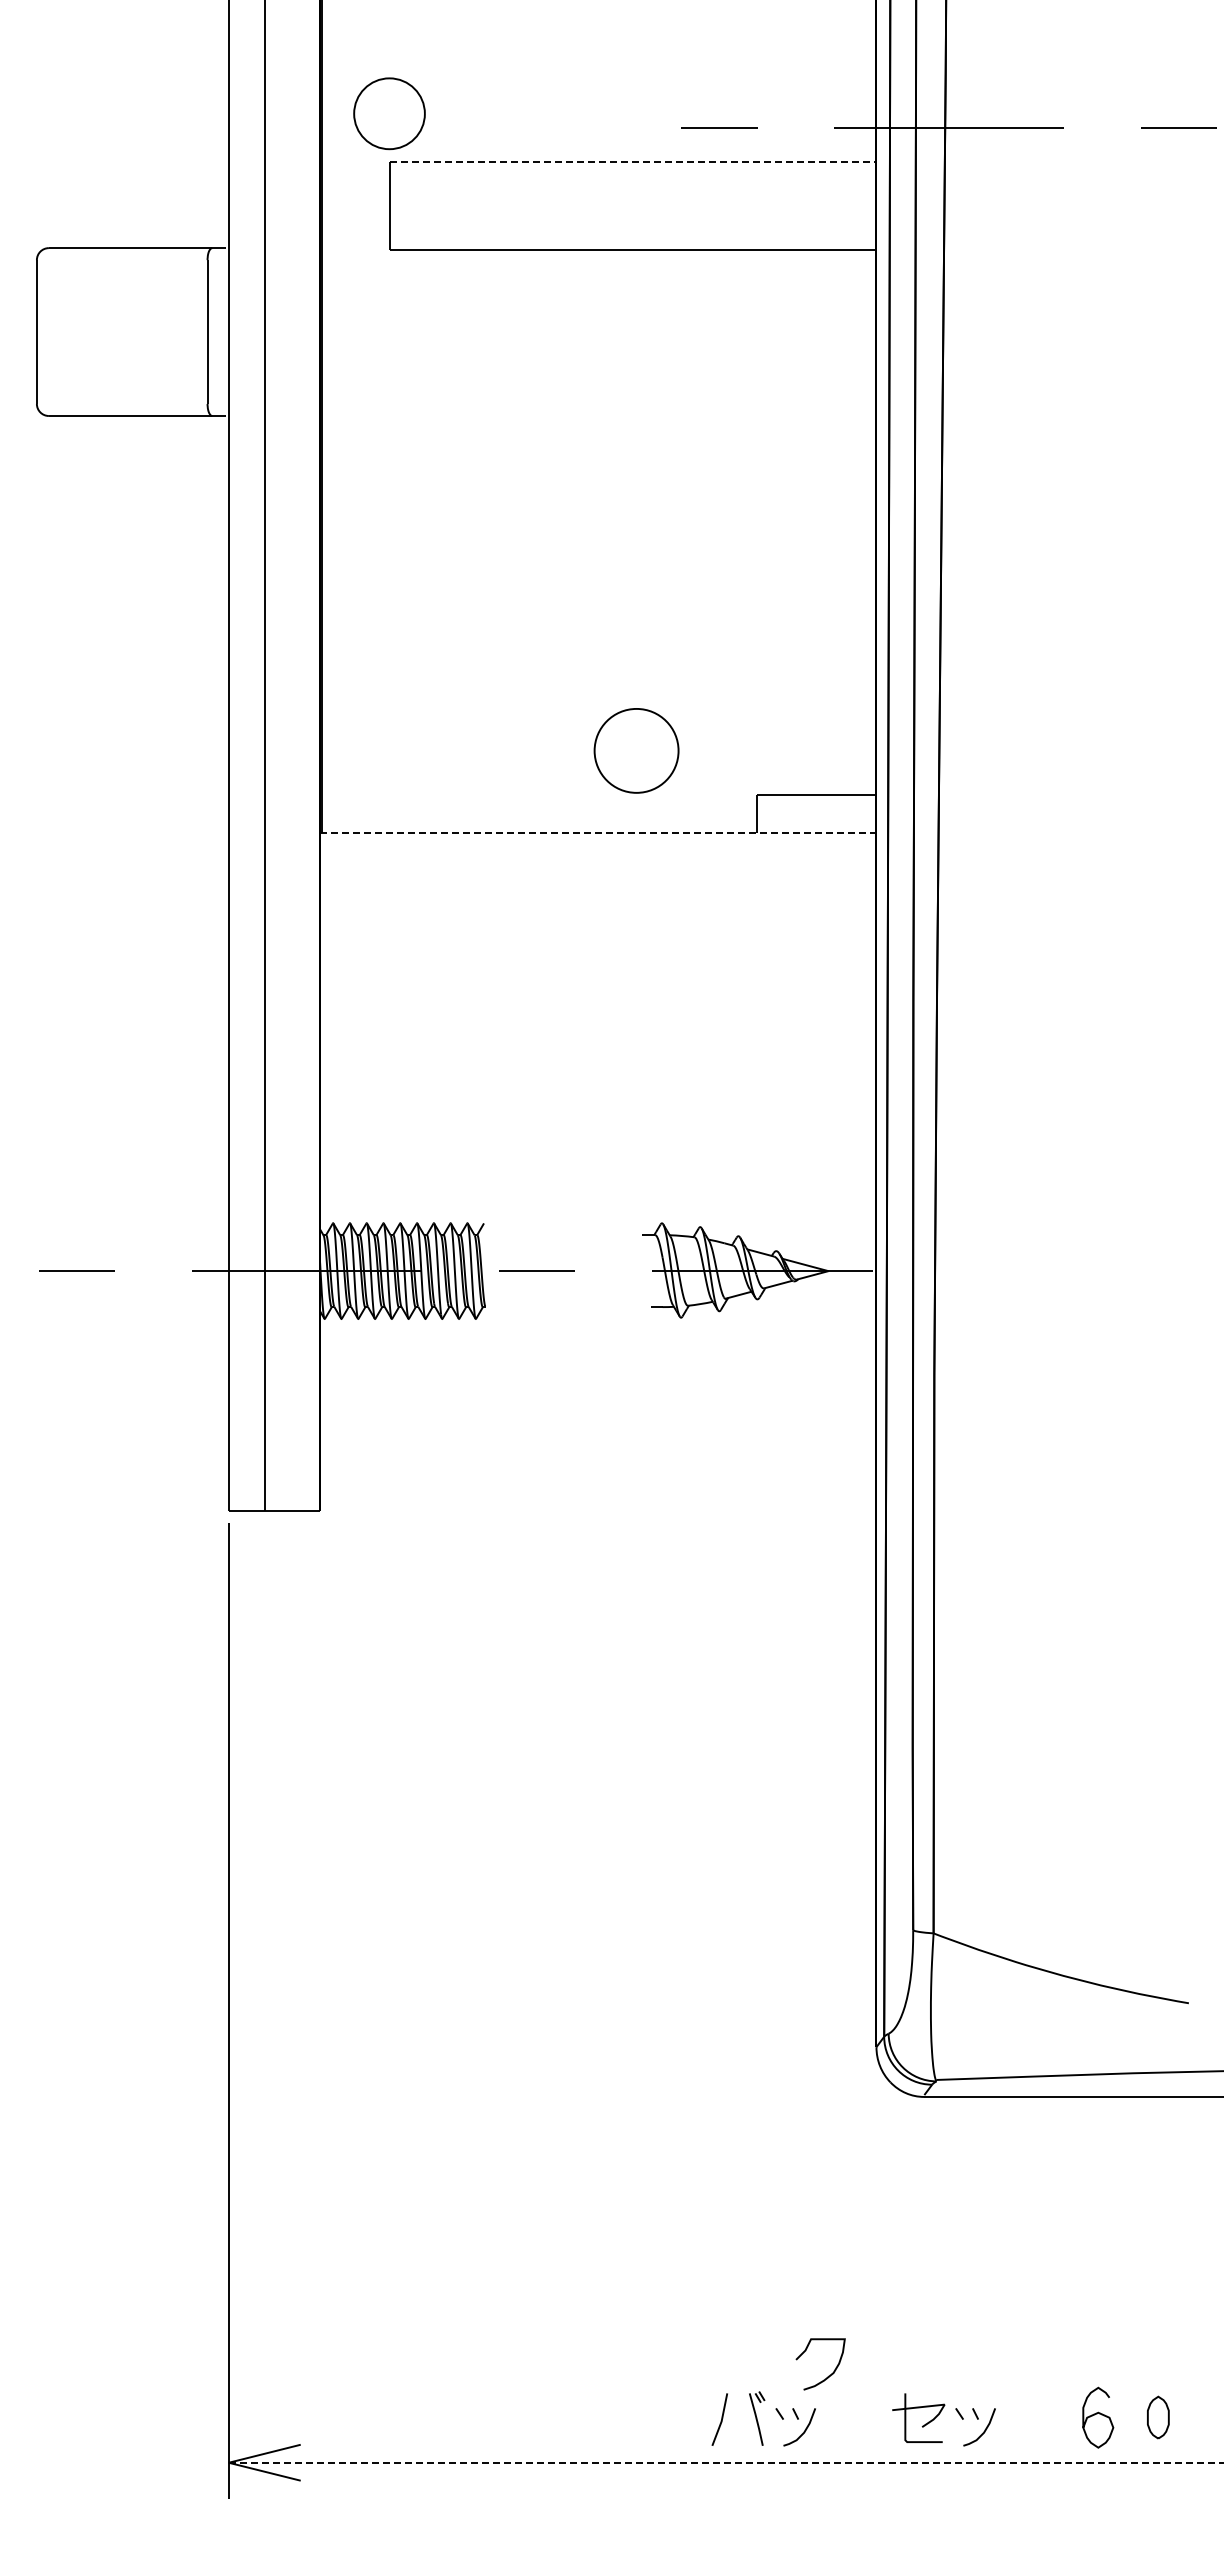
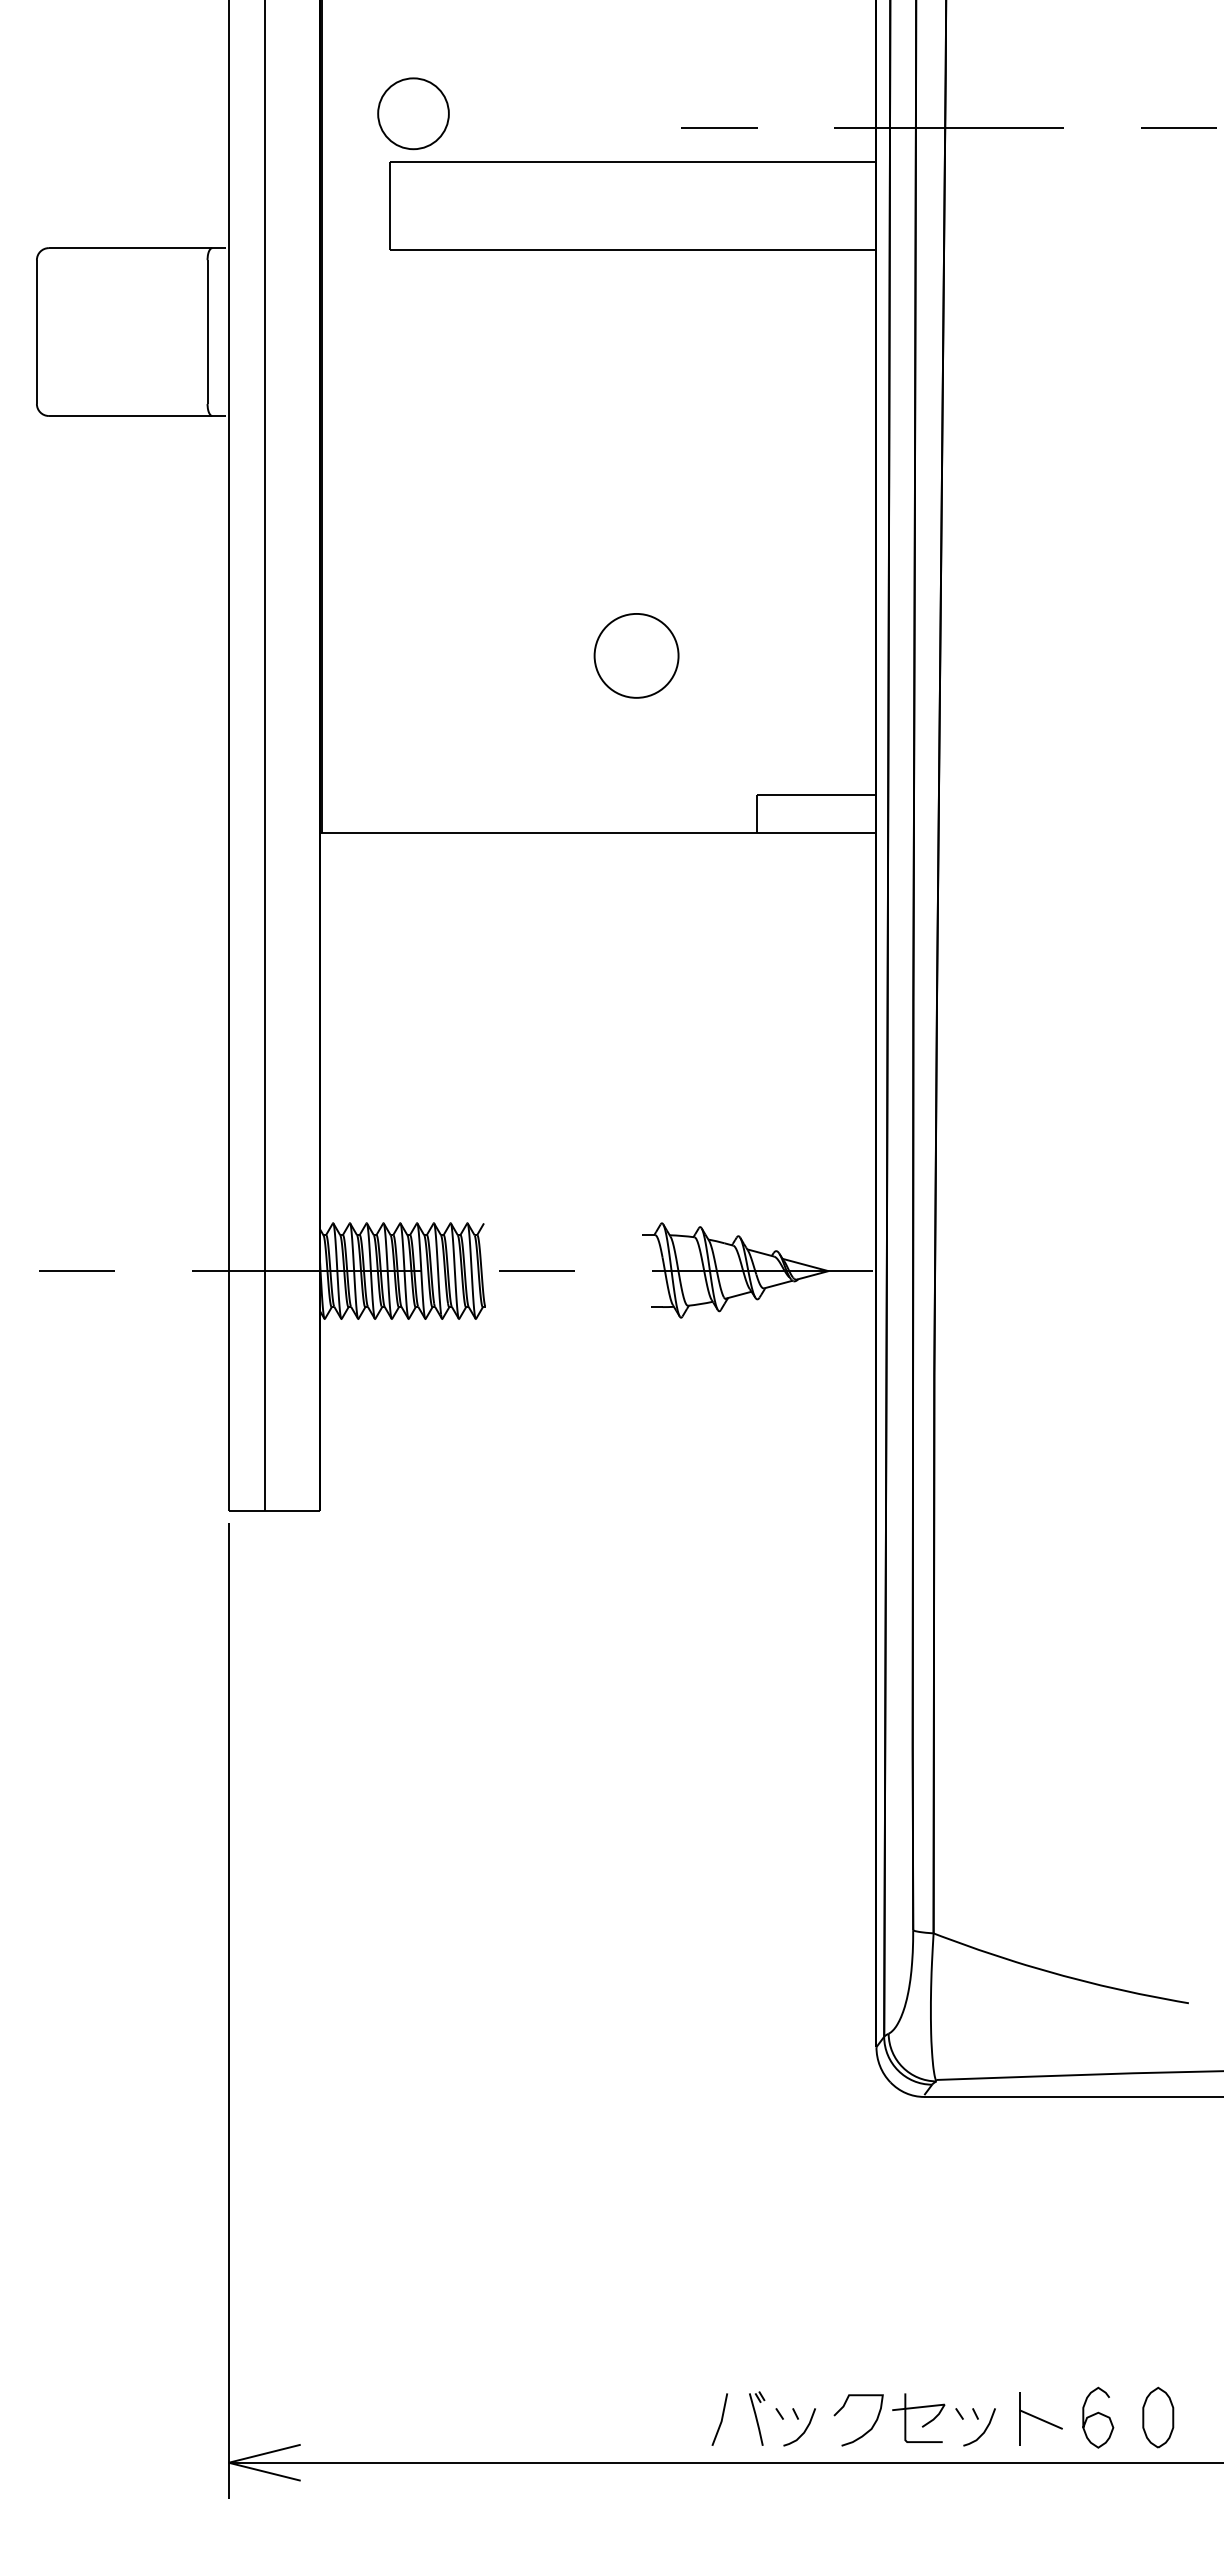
part position: (389, 113) -> (413, 113) (413, 113)
line: dashed -> solid (633, 161)
part position: (636, 750) -> (636, 655) (636, 655)
line: dashed -> solid (598, 833)
curve position: (828, 2375) -> (866, 2431) (866, 2431)
part size: 23x45 px -> 33x63 px (1158, 2417)
part: none -> present (1040, 2418)
line: dashed -> solid (726, 2462)
